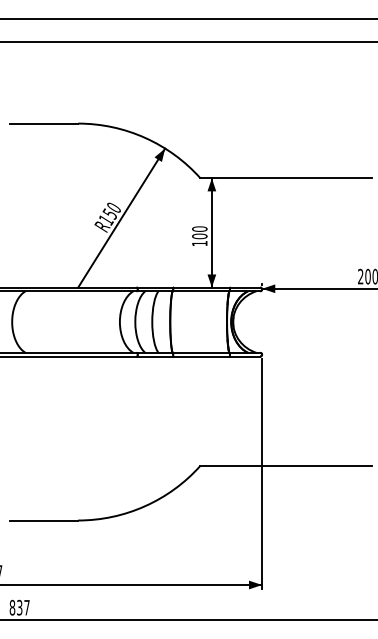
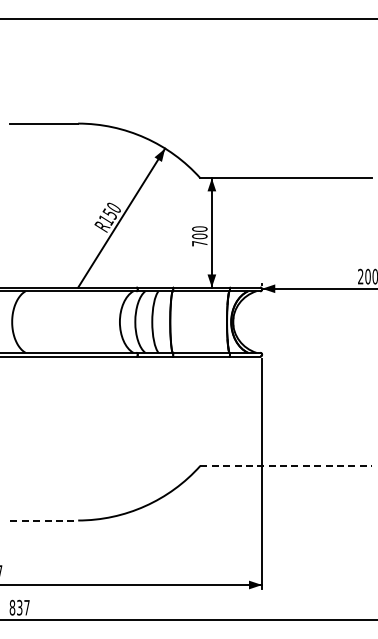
line: present -> none (188, 42)
text: 100 -> 700 (199, 243)
line: solid -> dashed (286, 465)
line: solid -> dashed (44, 520)
